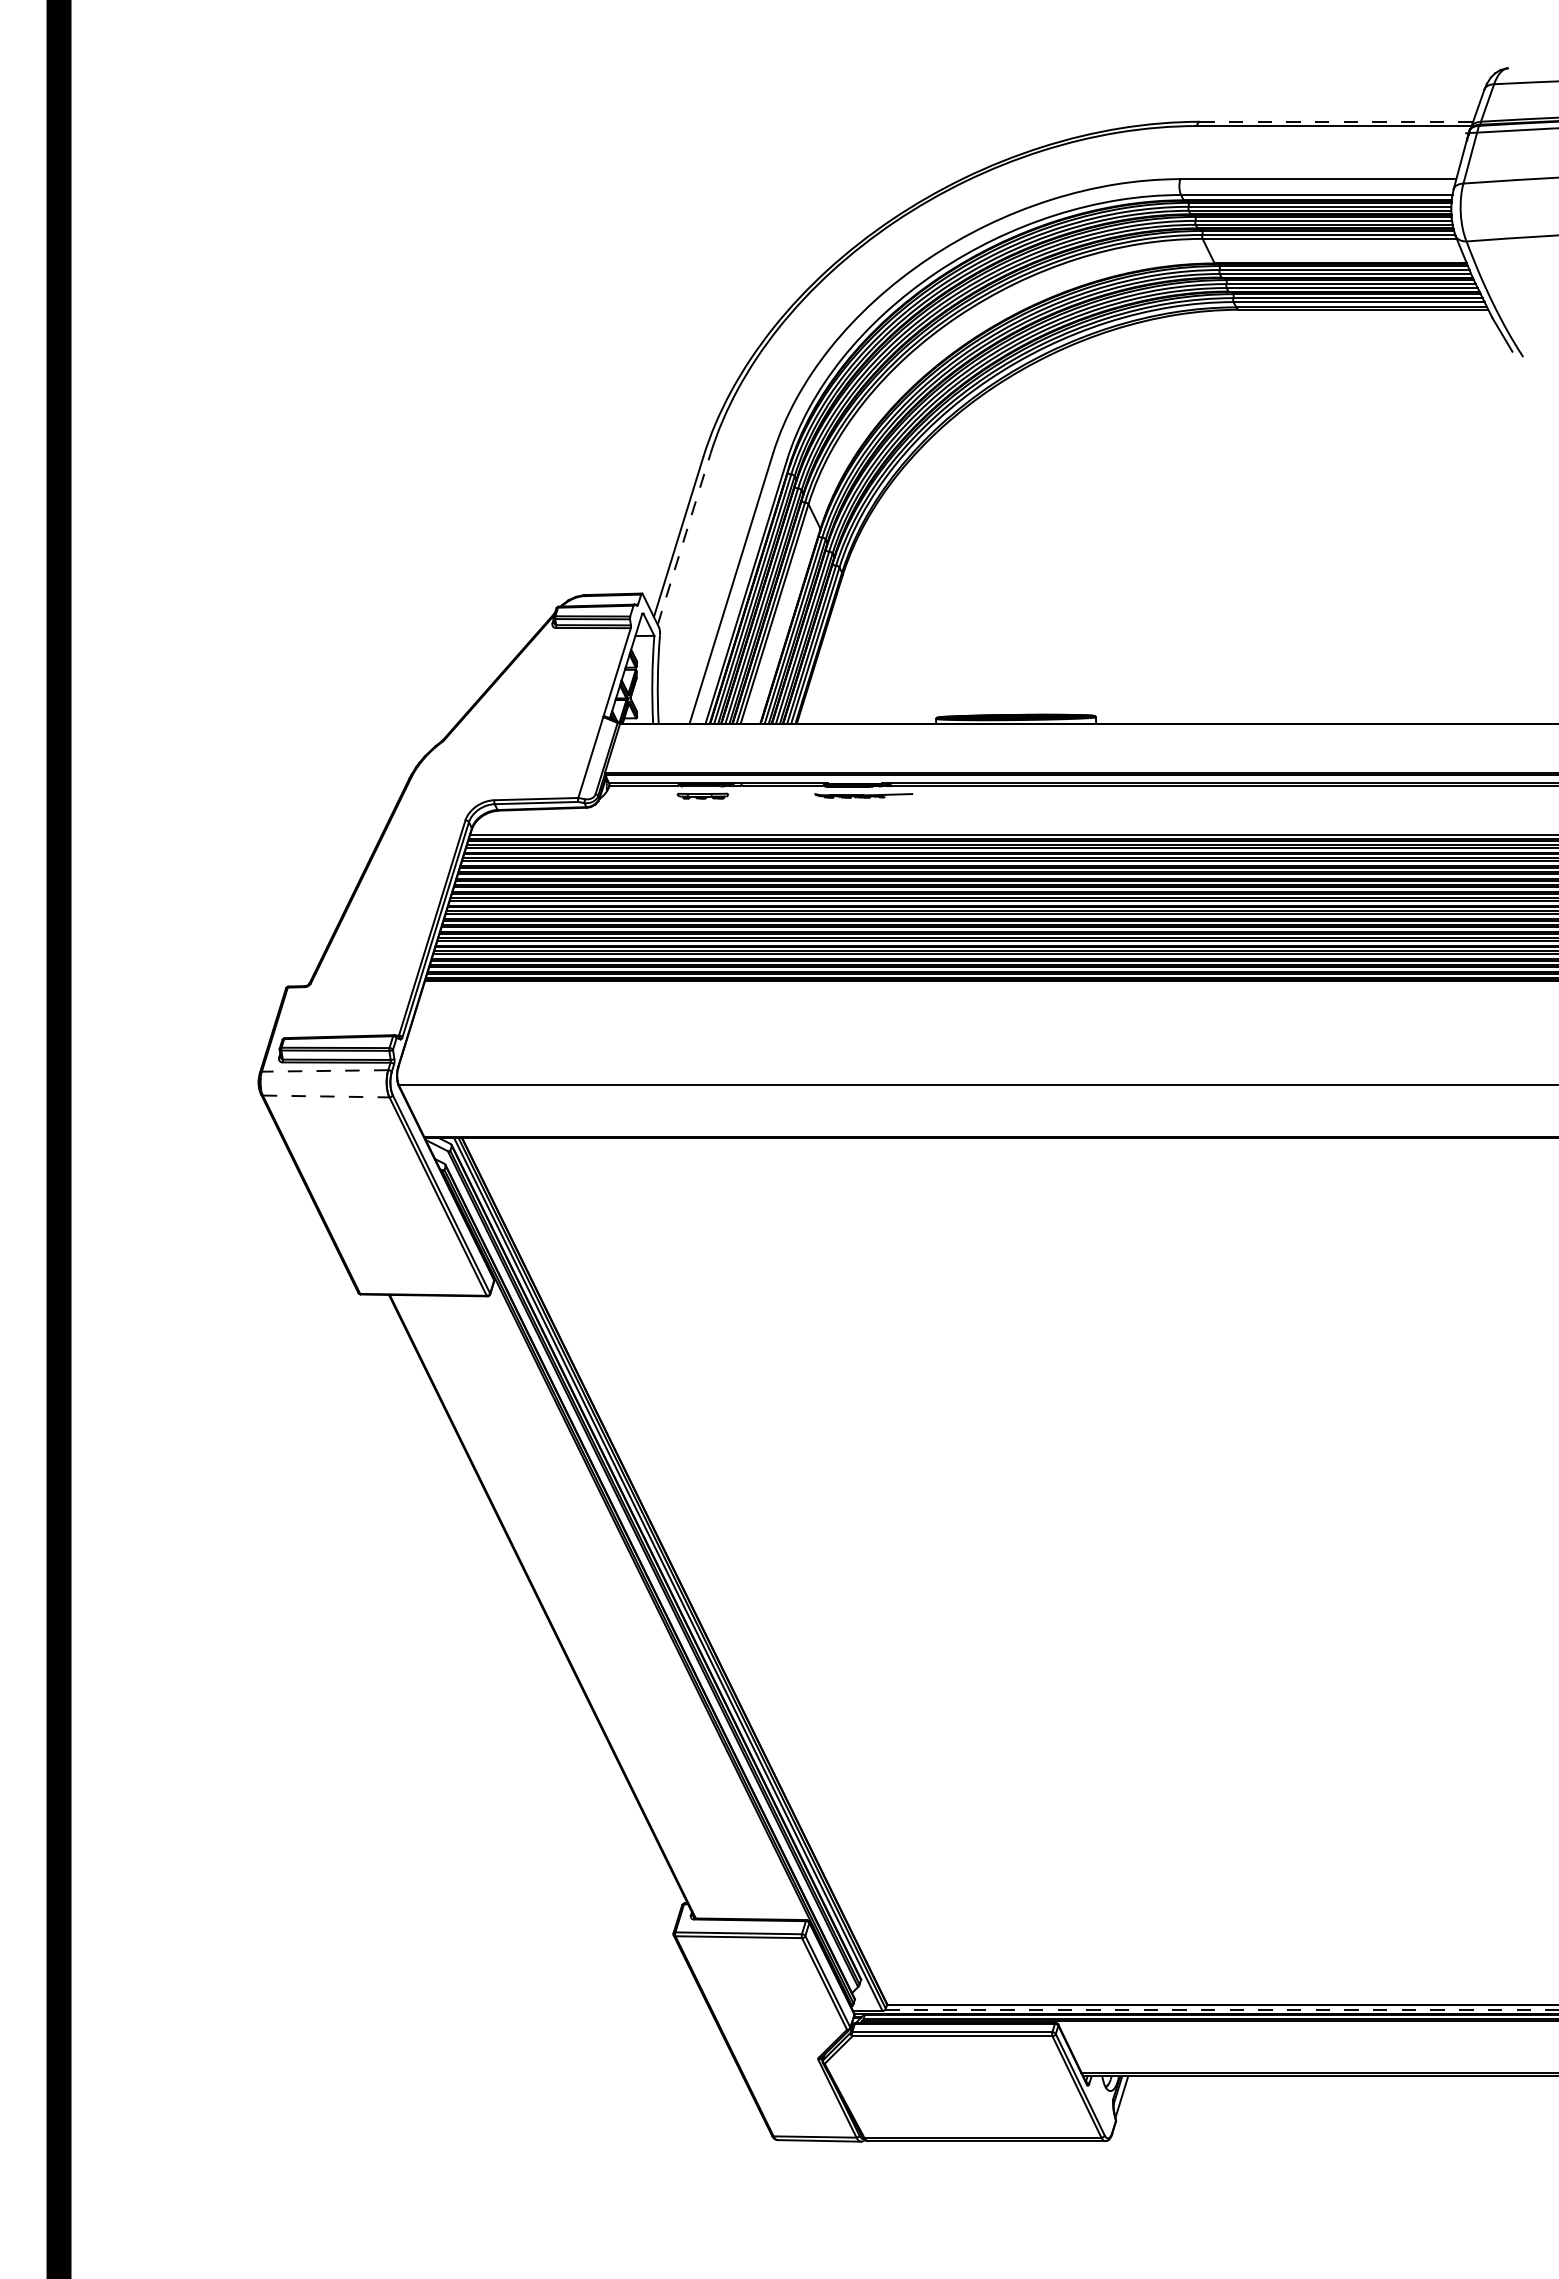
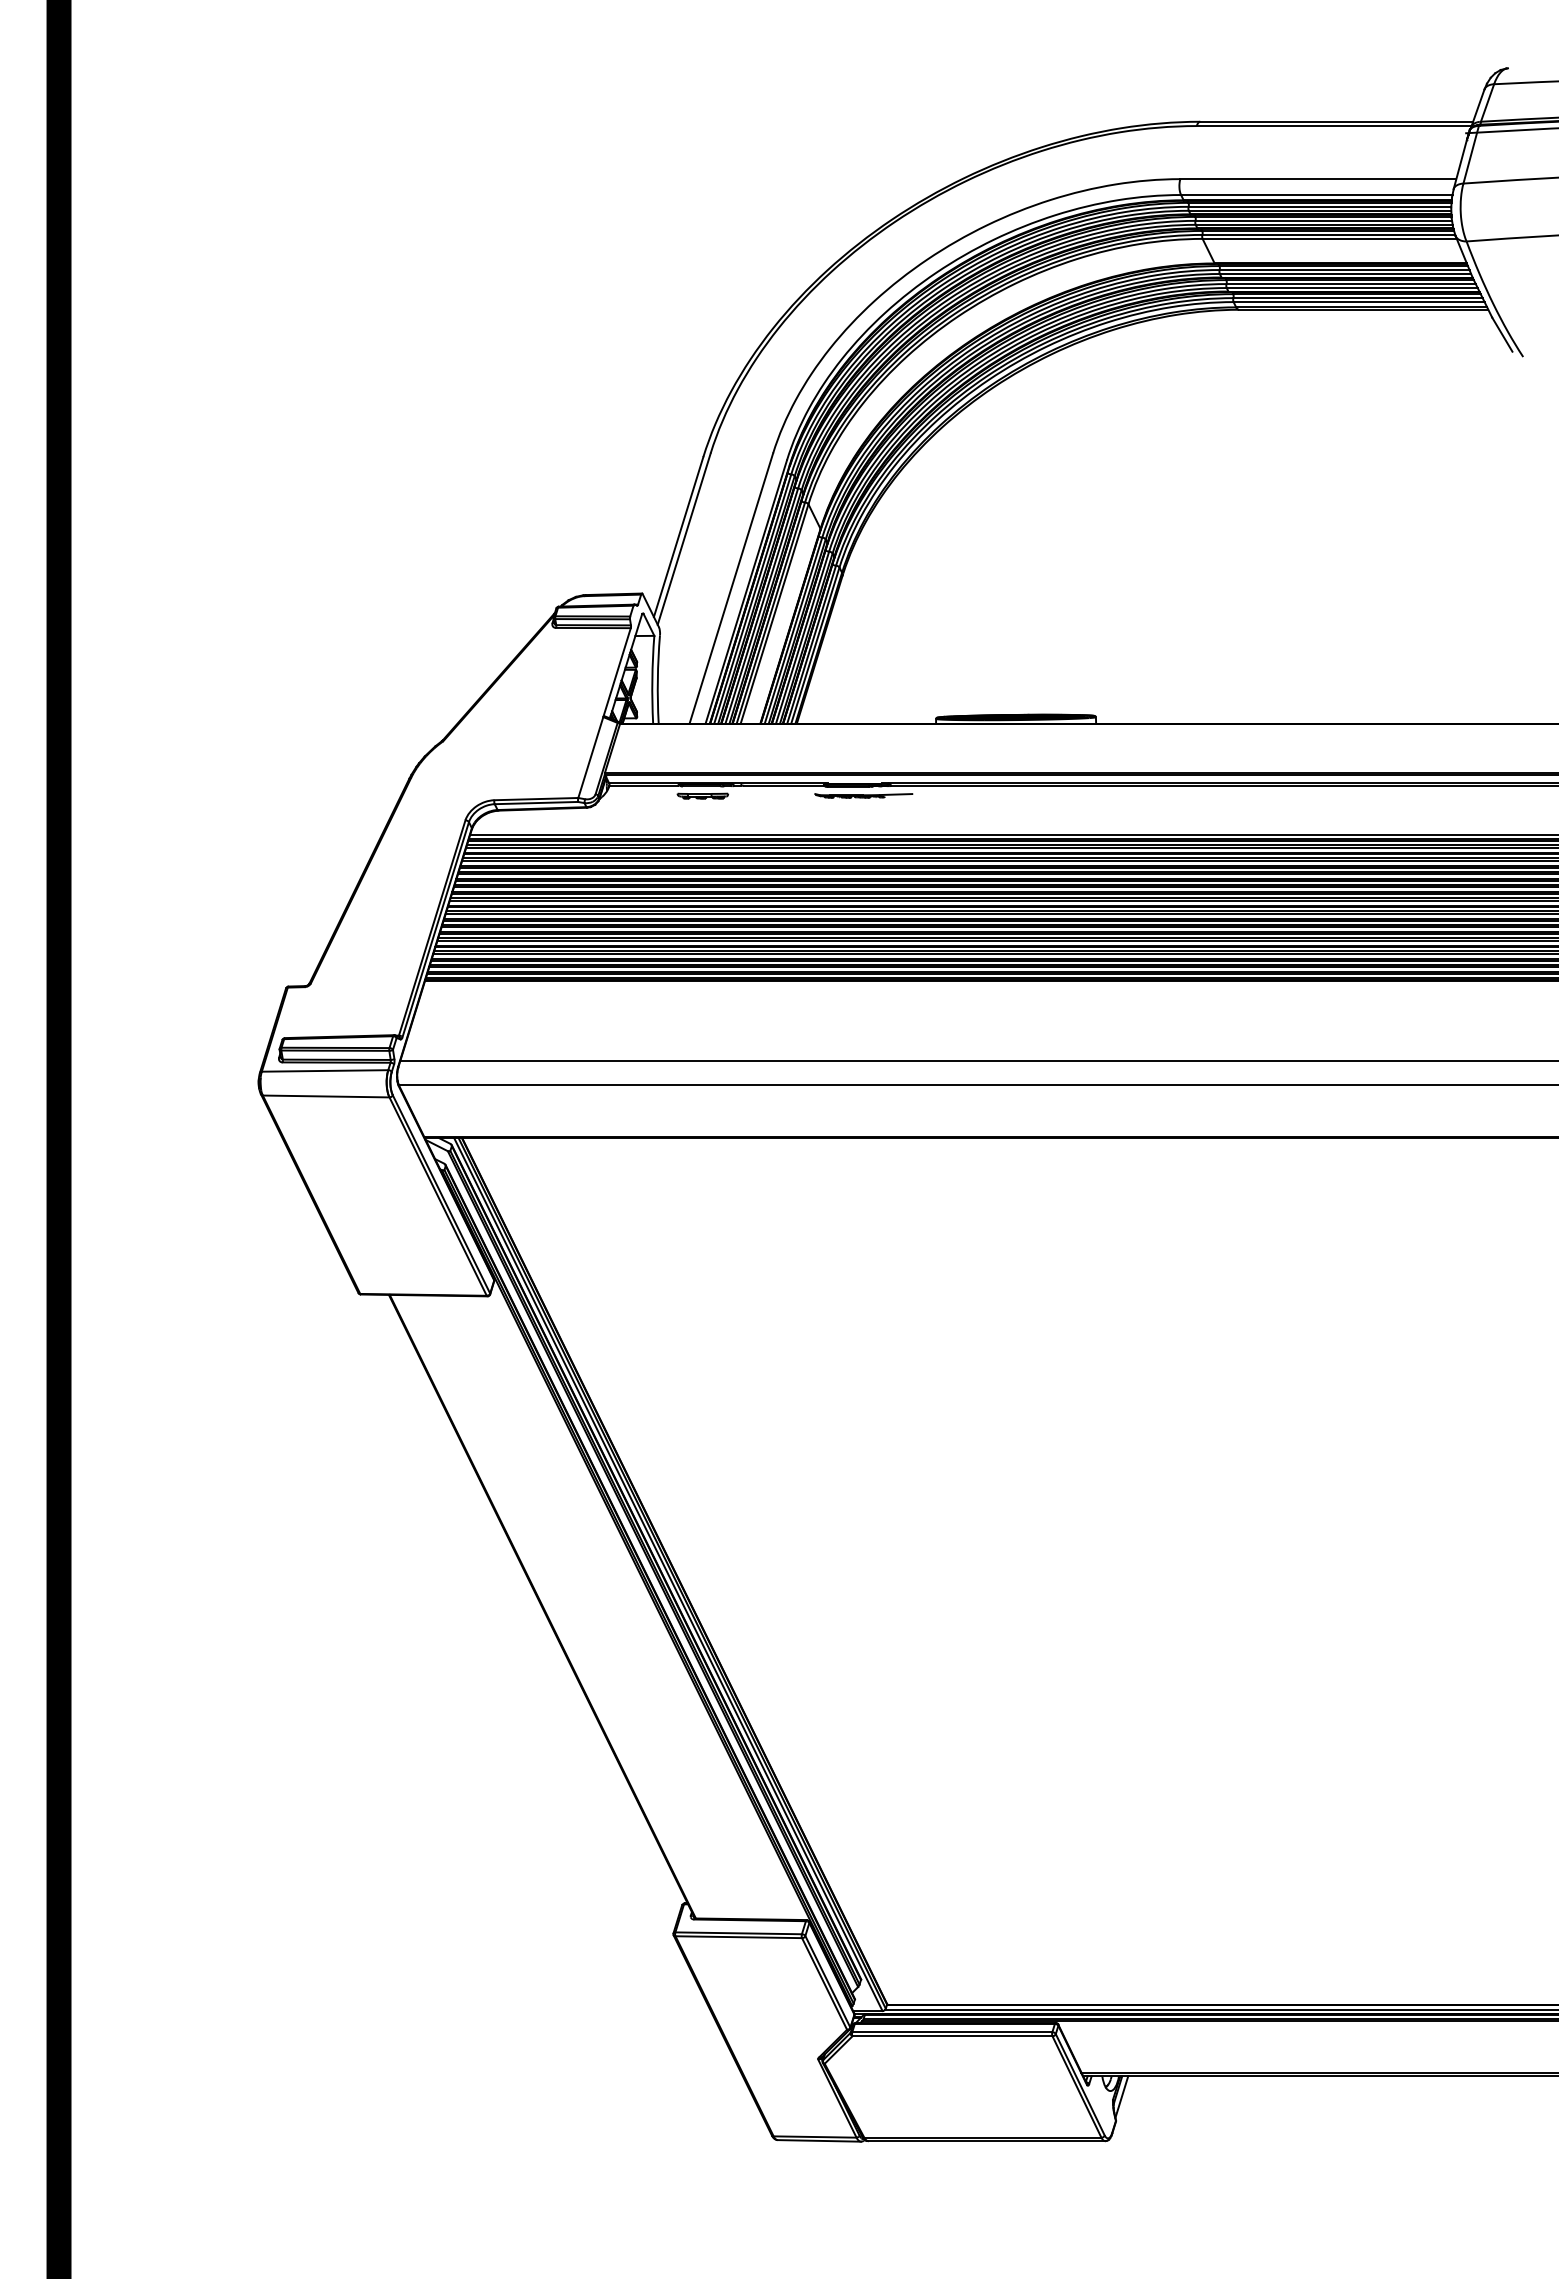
line: dashed -> solid (1337, 121)
line: dashed -> solid (684, 539)
line: none -> present (977, 1061)
line: dashed -> solid (324, 1070)
line: dashed -> solid (326, 1096)
line: dashed -> solid (1222, 2009)
